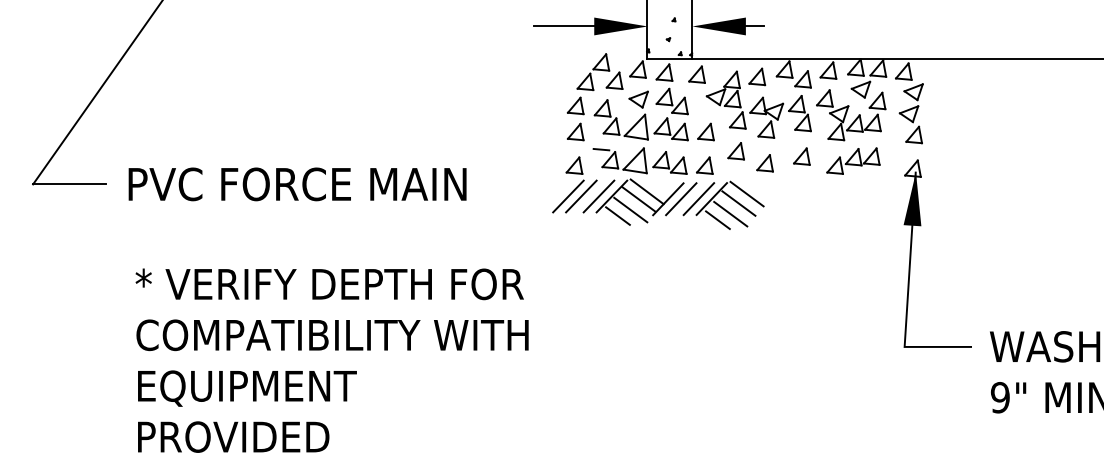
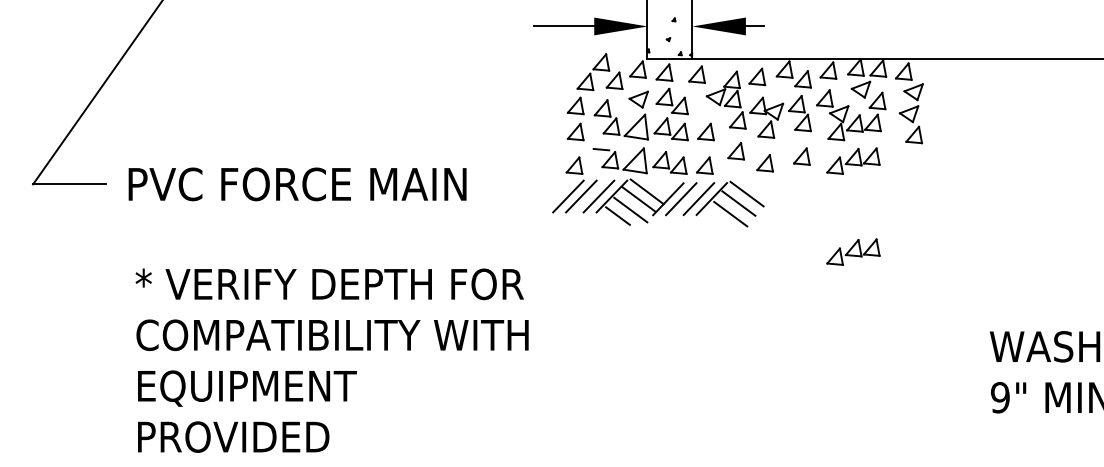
line: present -> none (717, 220)
part: none -> present (853, 251)
part: present -> none (911, 253)
